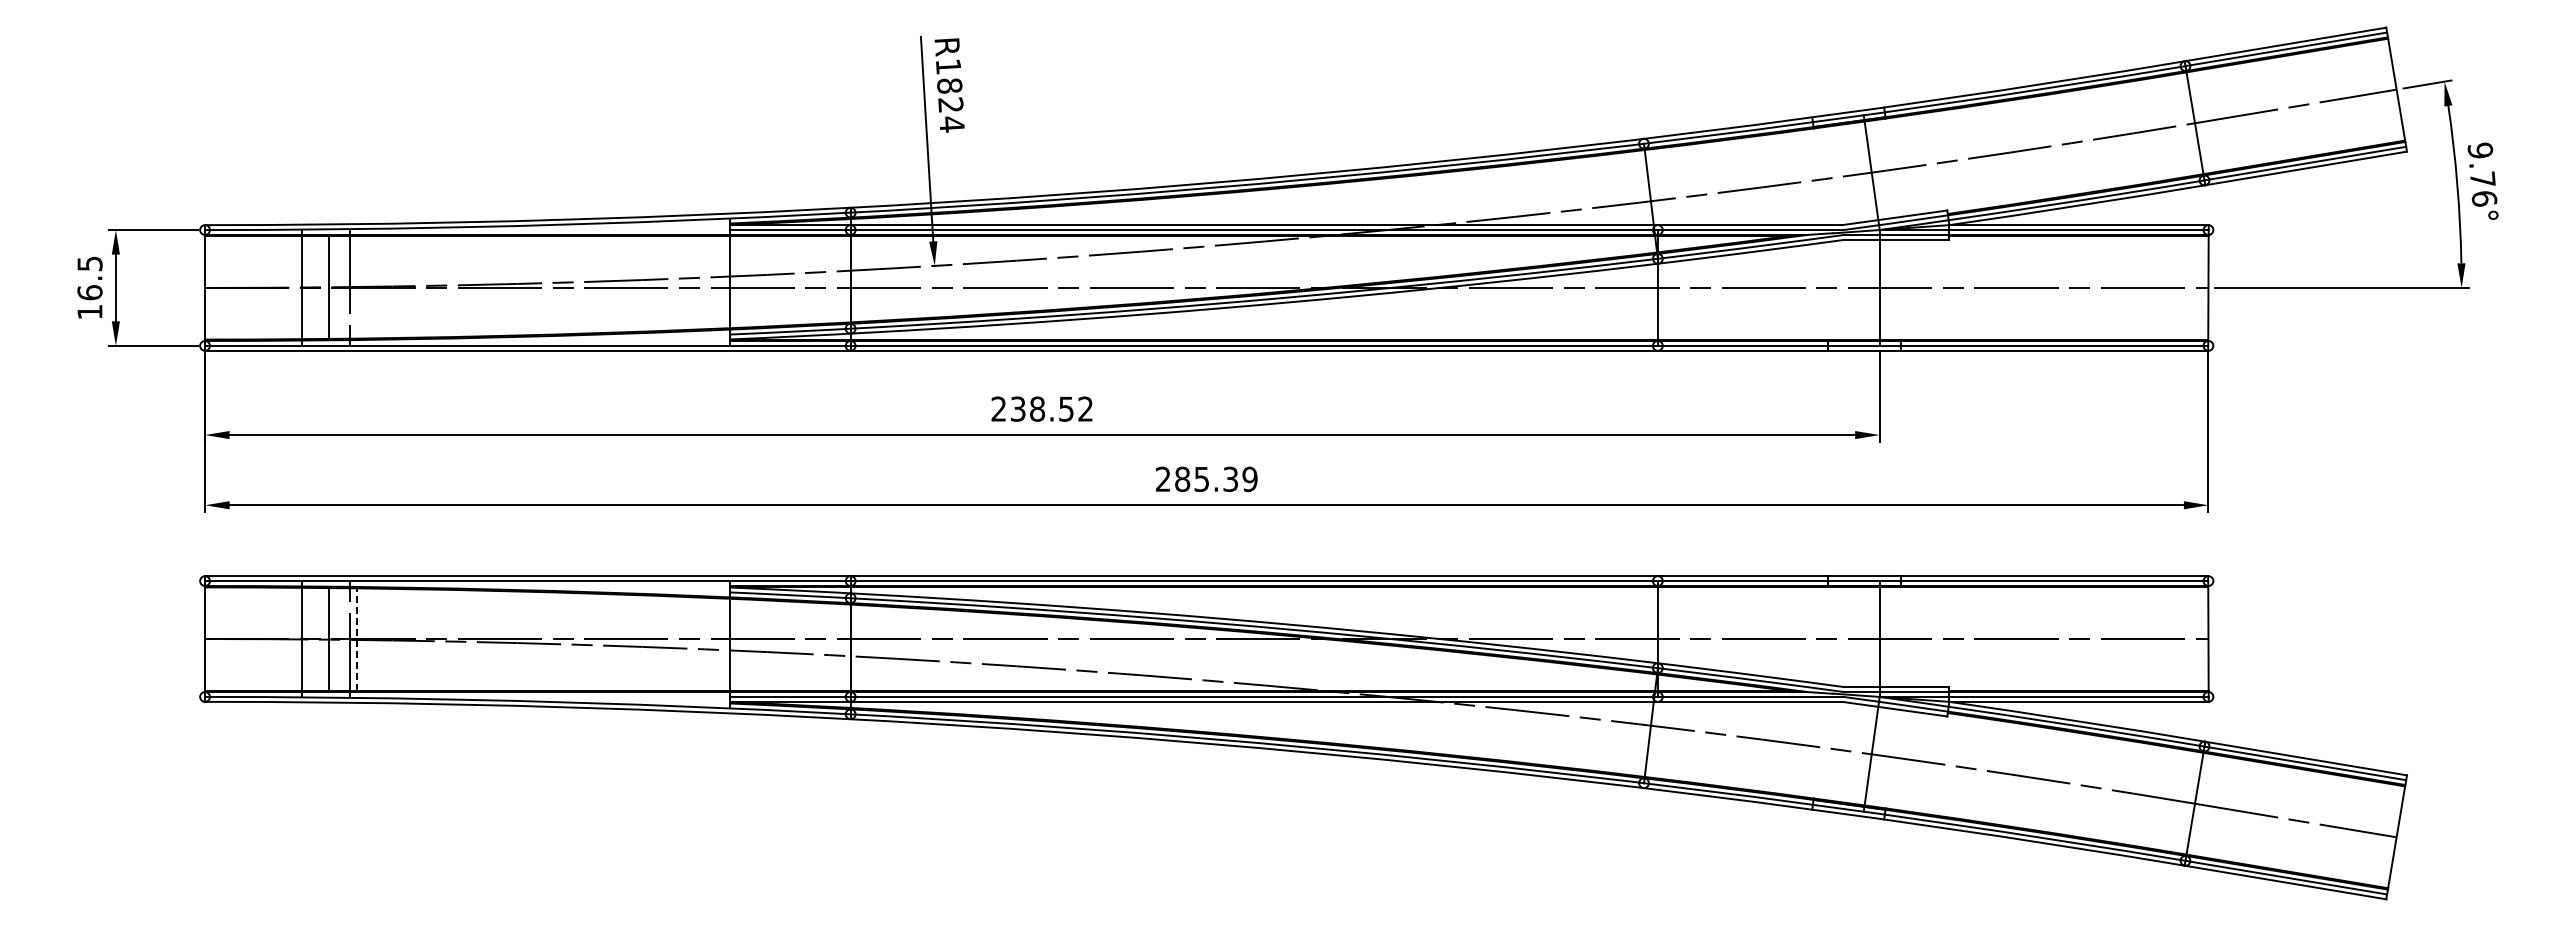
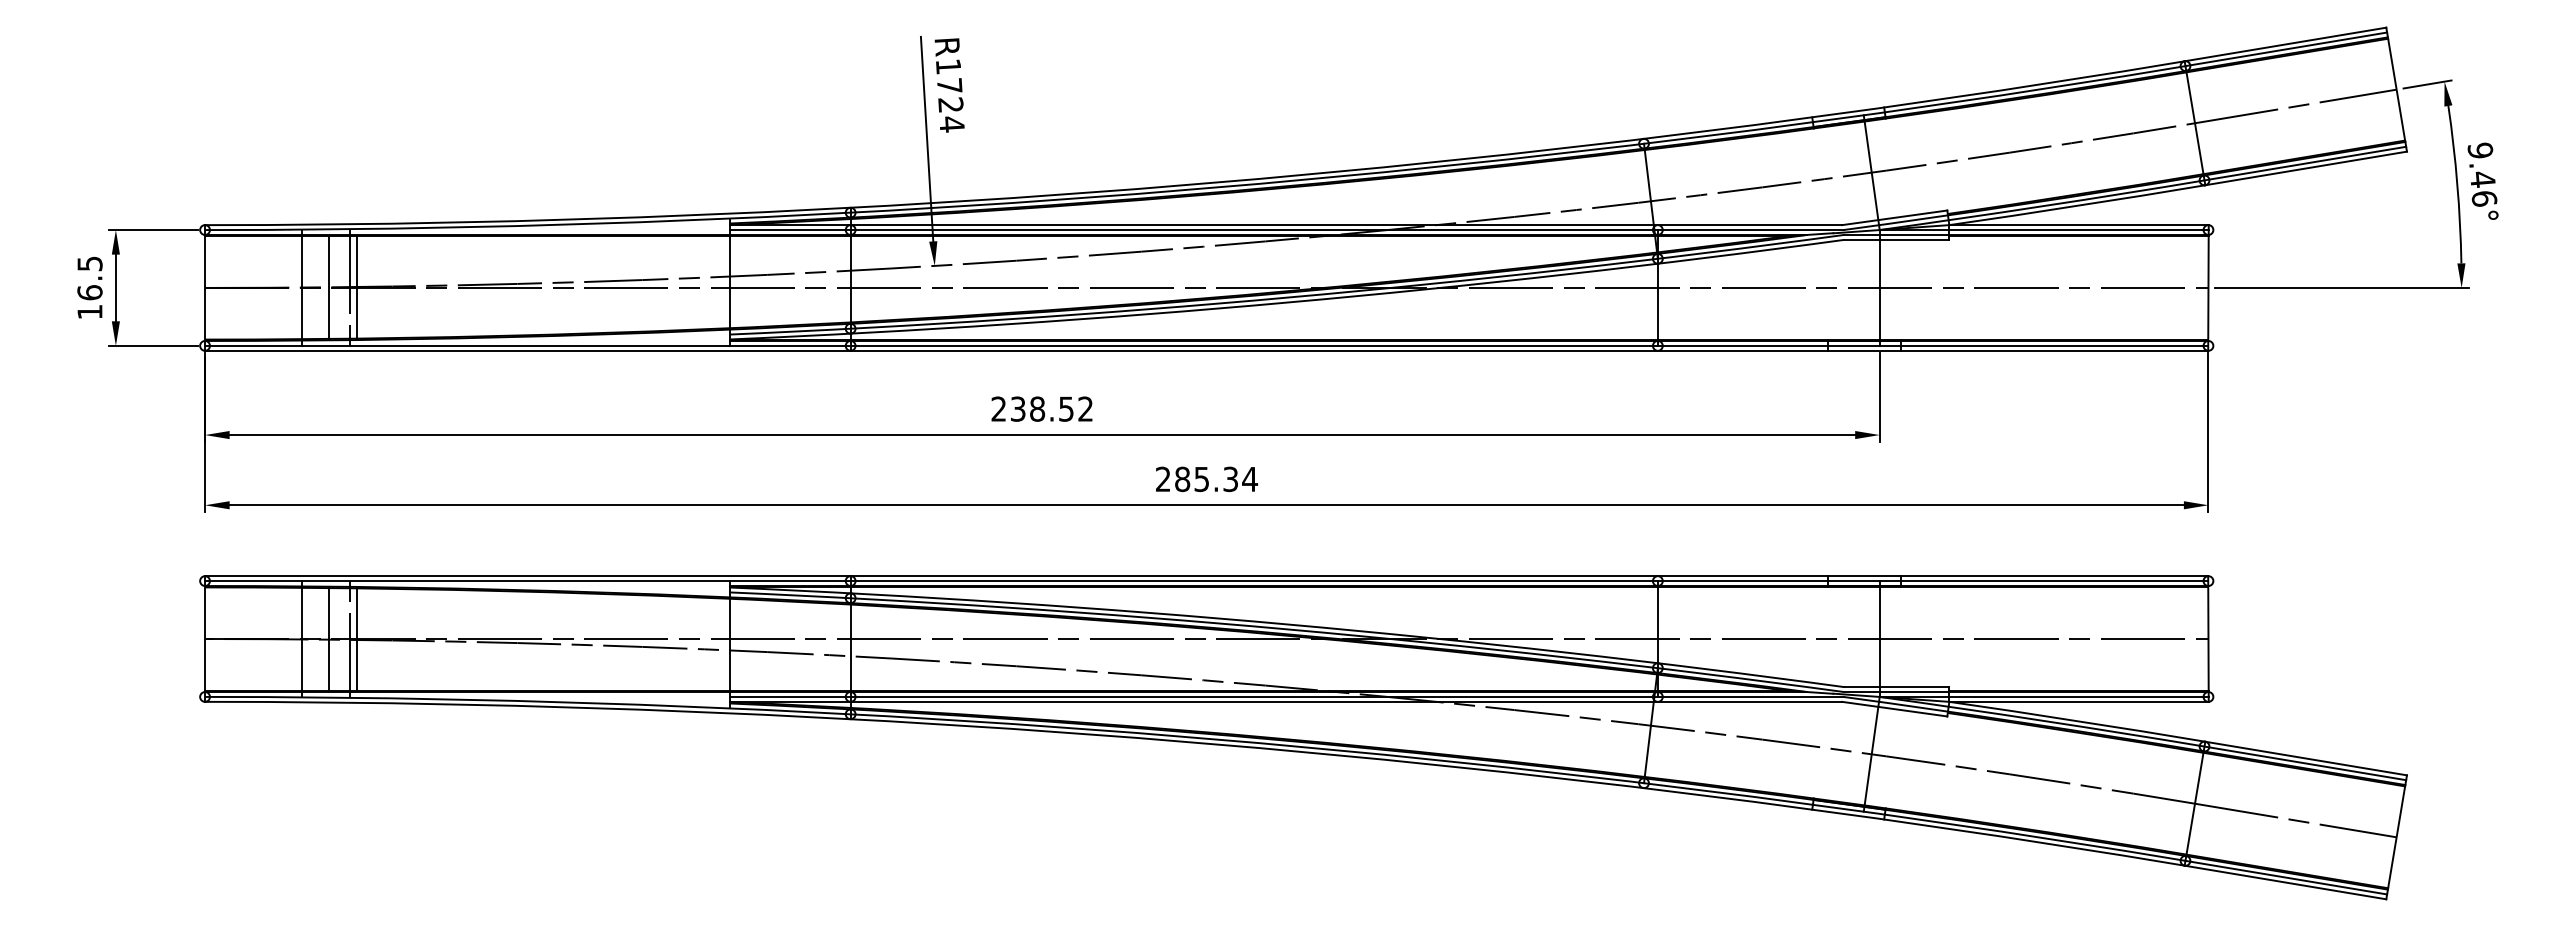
text: R1824 -> R1724 (949, 85)
text: 9.76° -> 9.46° (2482, 179)
line: none -> present (357, 287)
text: 285.39 -> 285.34 (1250, 479)
line: dashed -> solid (357, 639)
